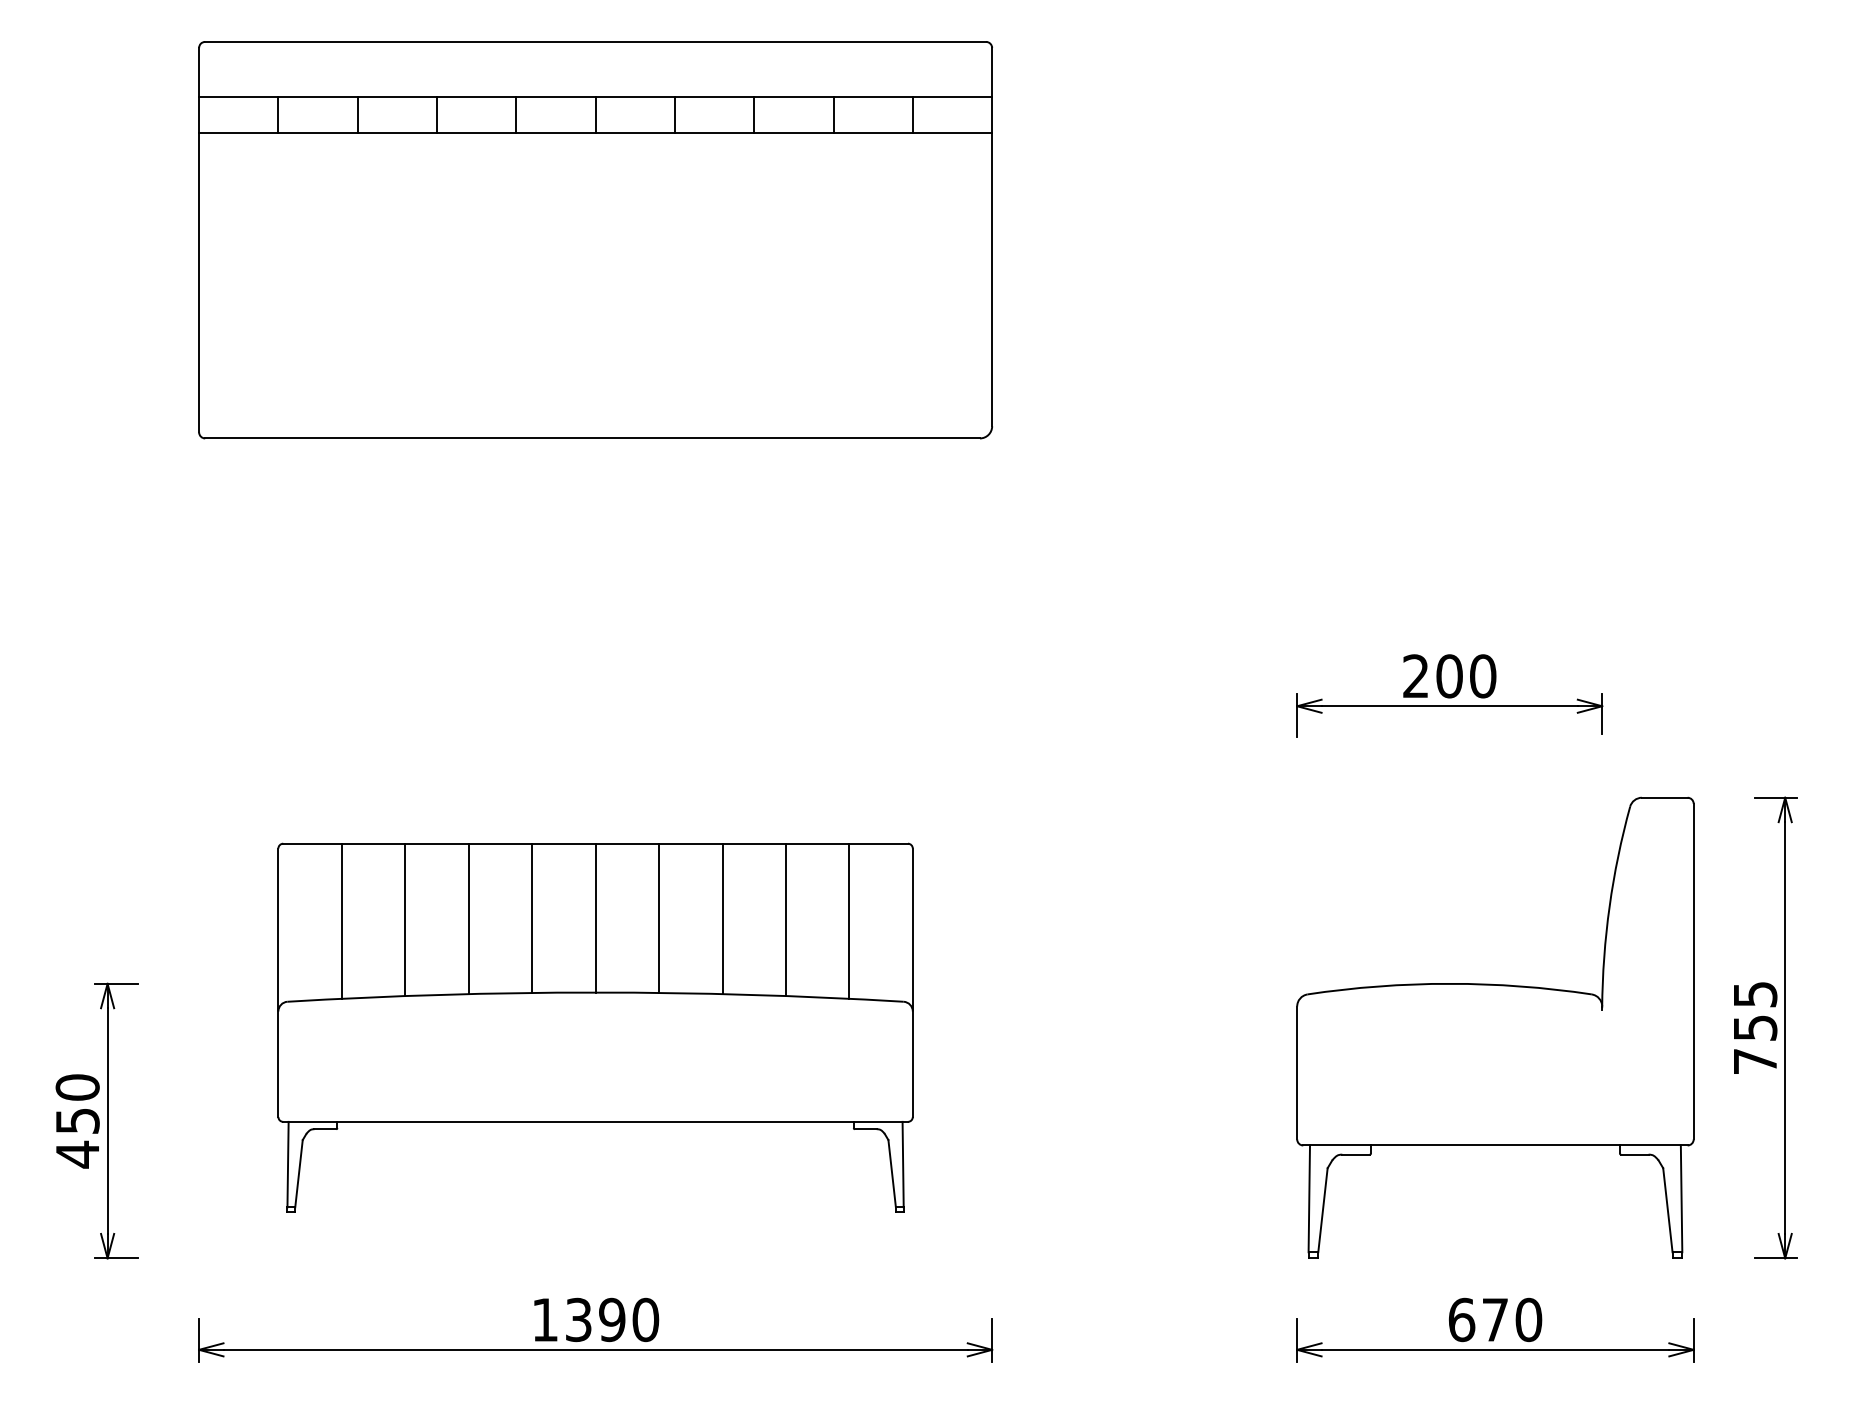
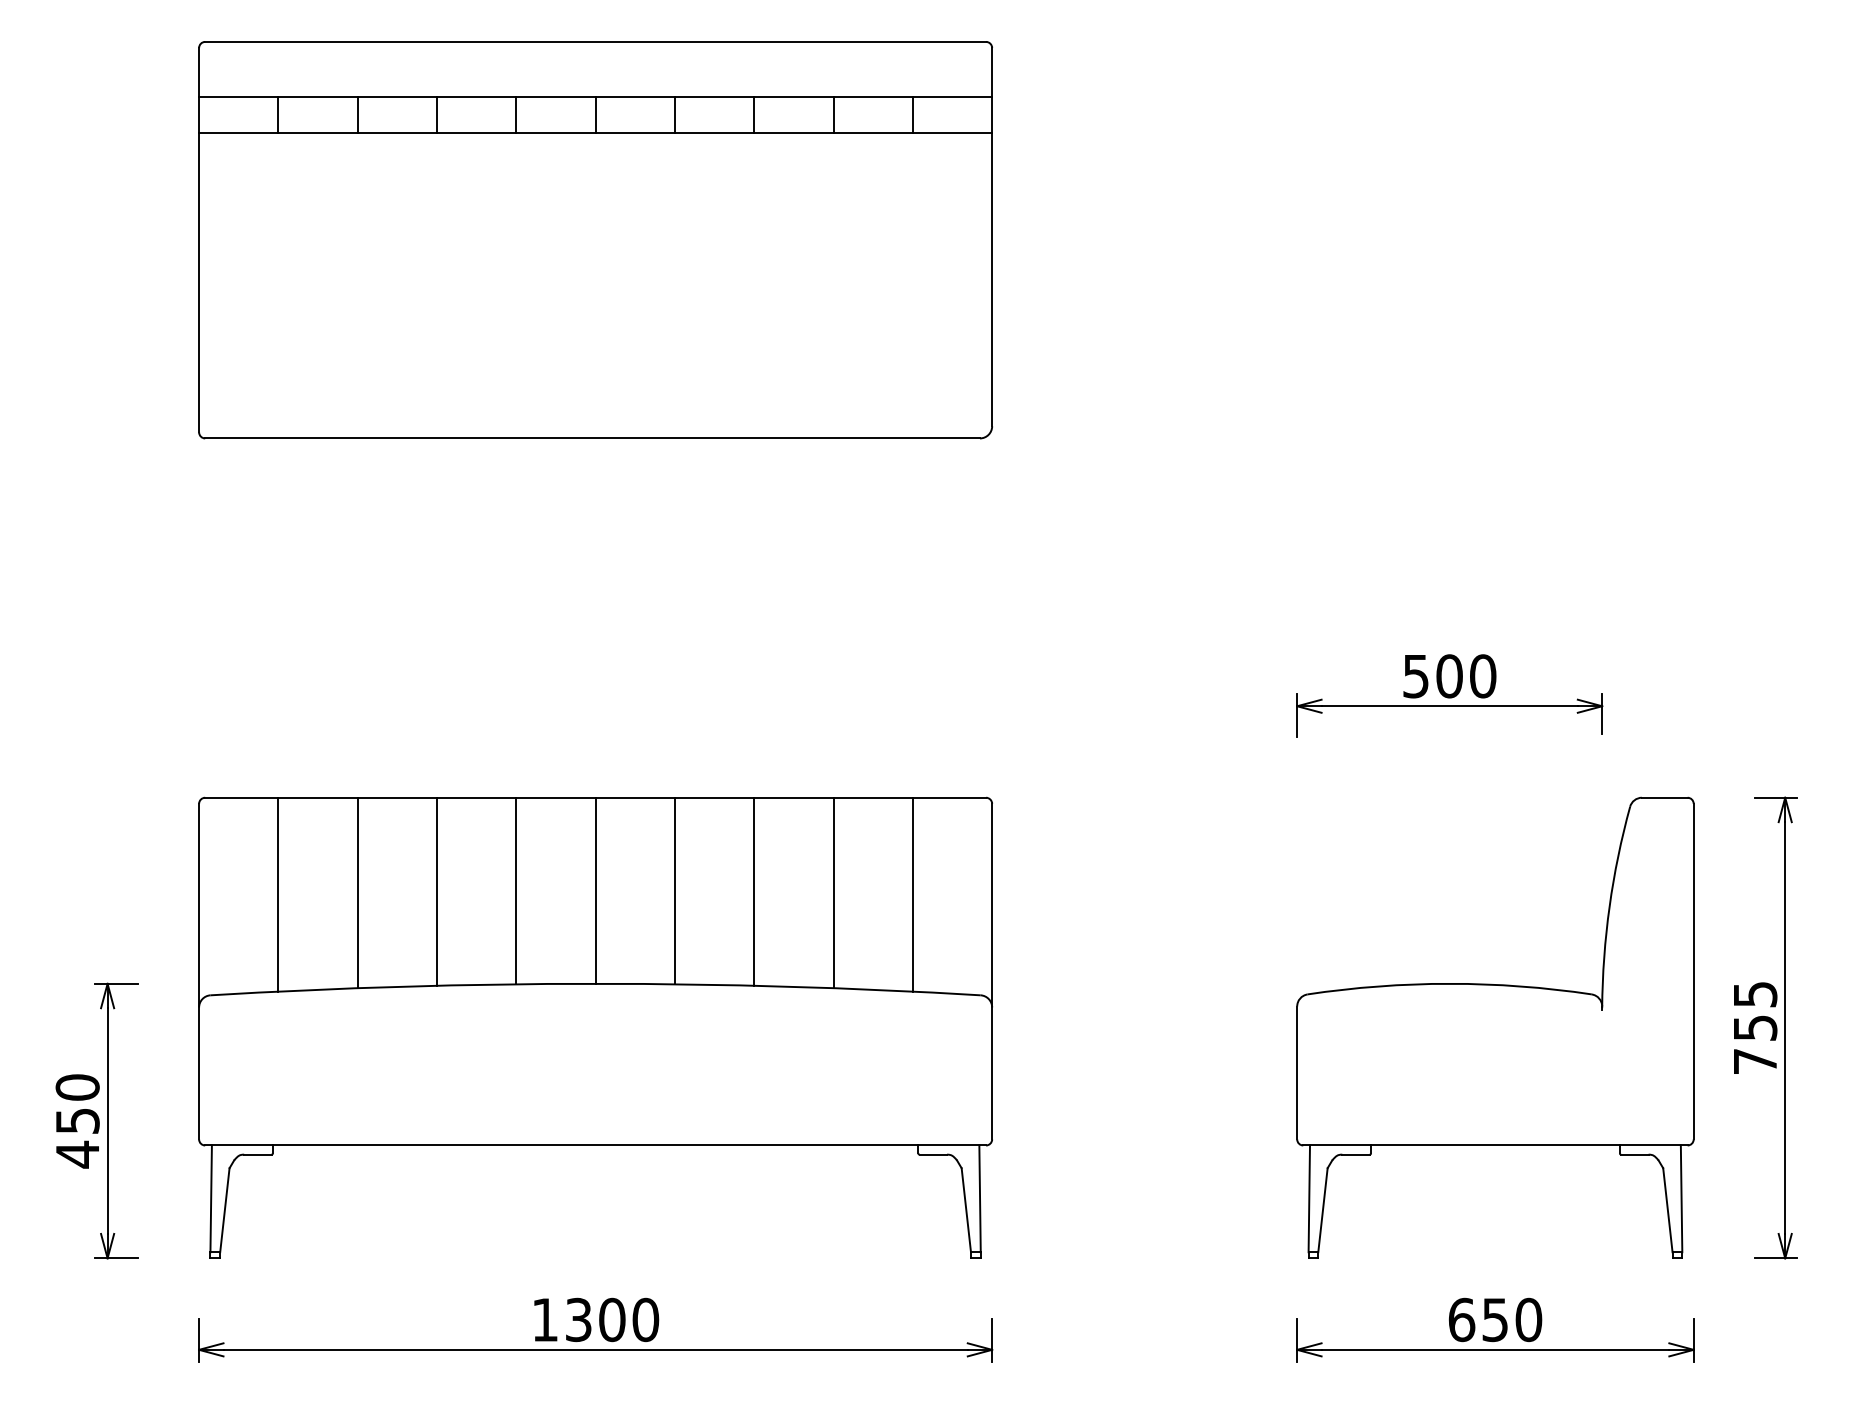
text: 200 -> 500 (1415, 676)
part size: 637x371 px -> 795x463 px (595, 1027)
text: 1390 -> 1300 (612, 1320)
text: 670 -> 650 (1494, 1320)
